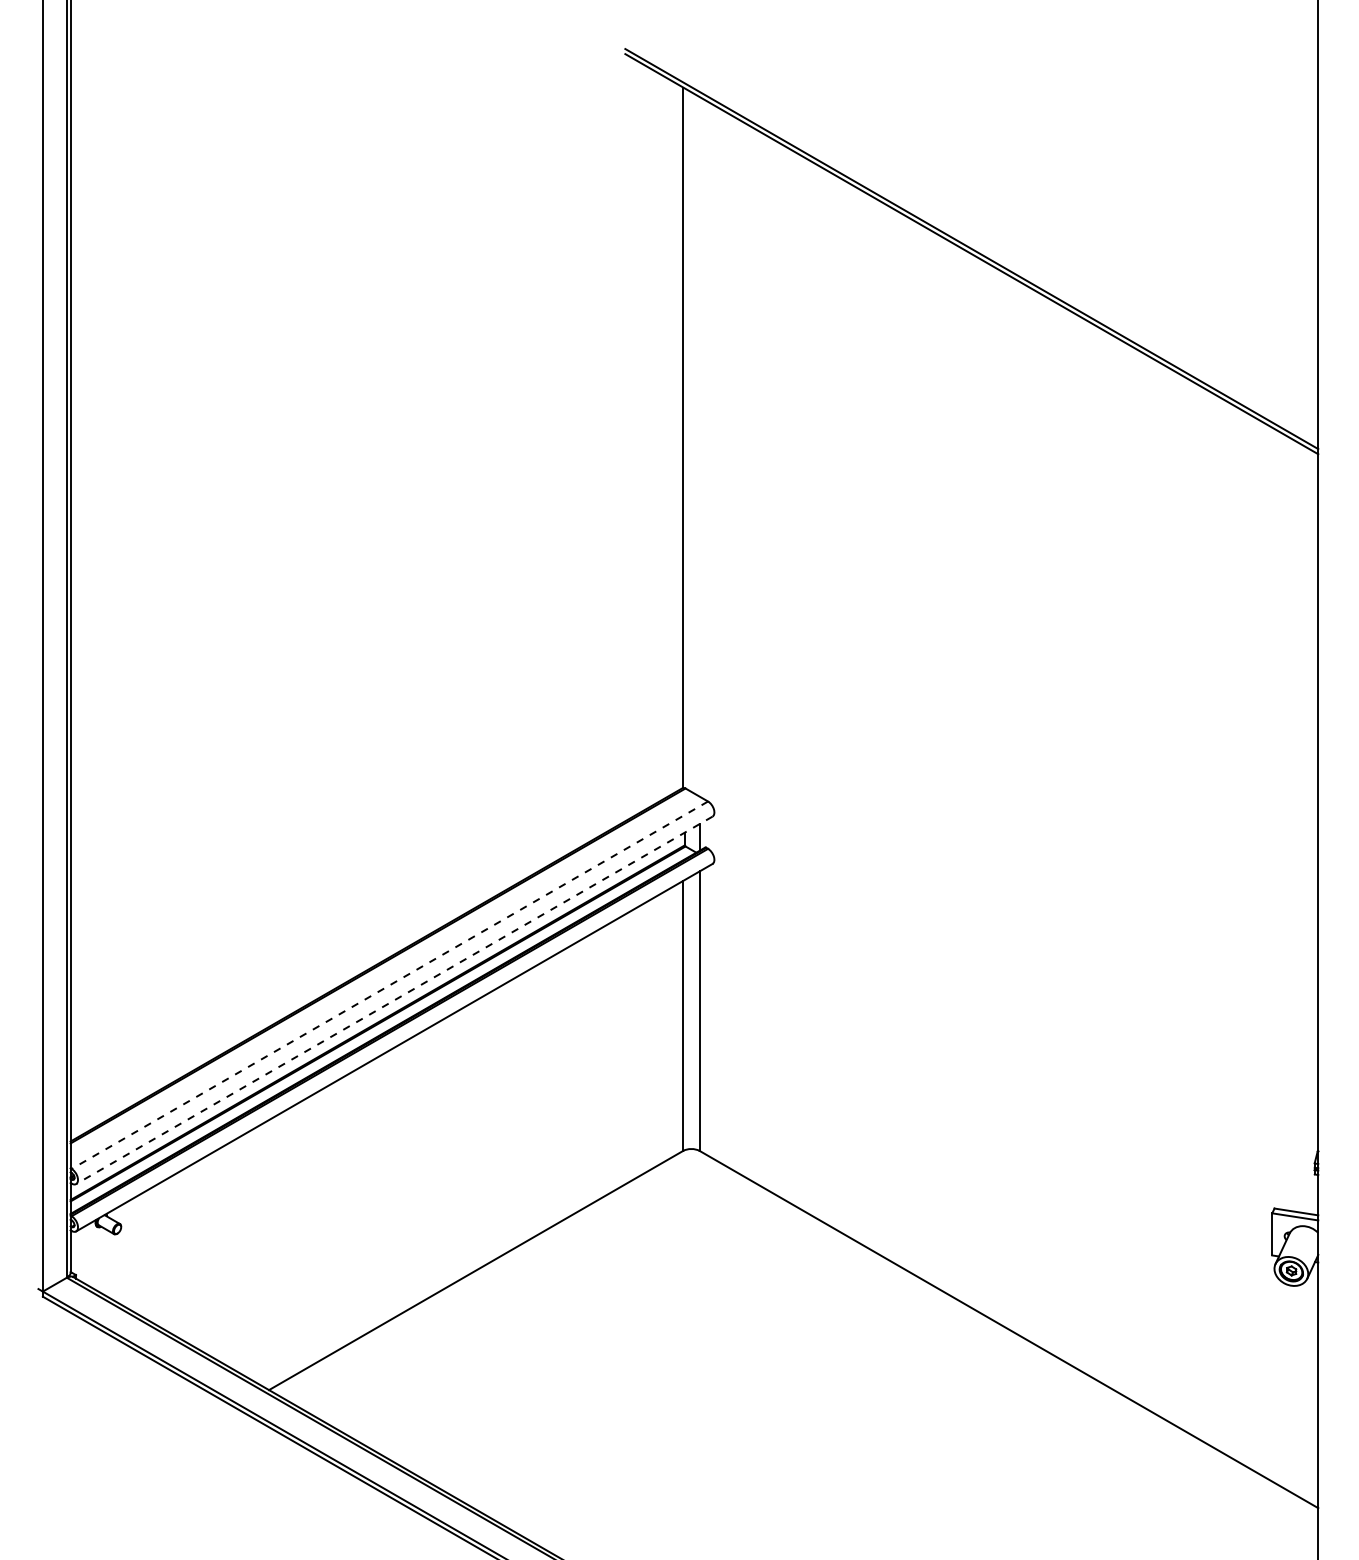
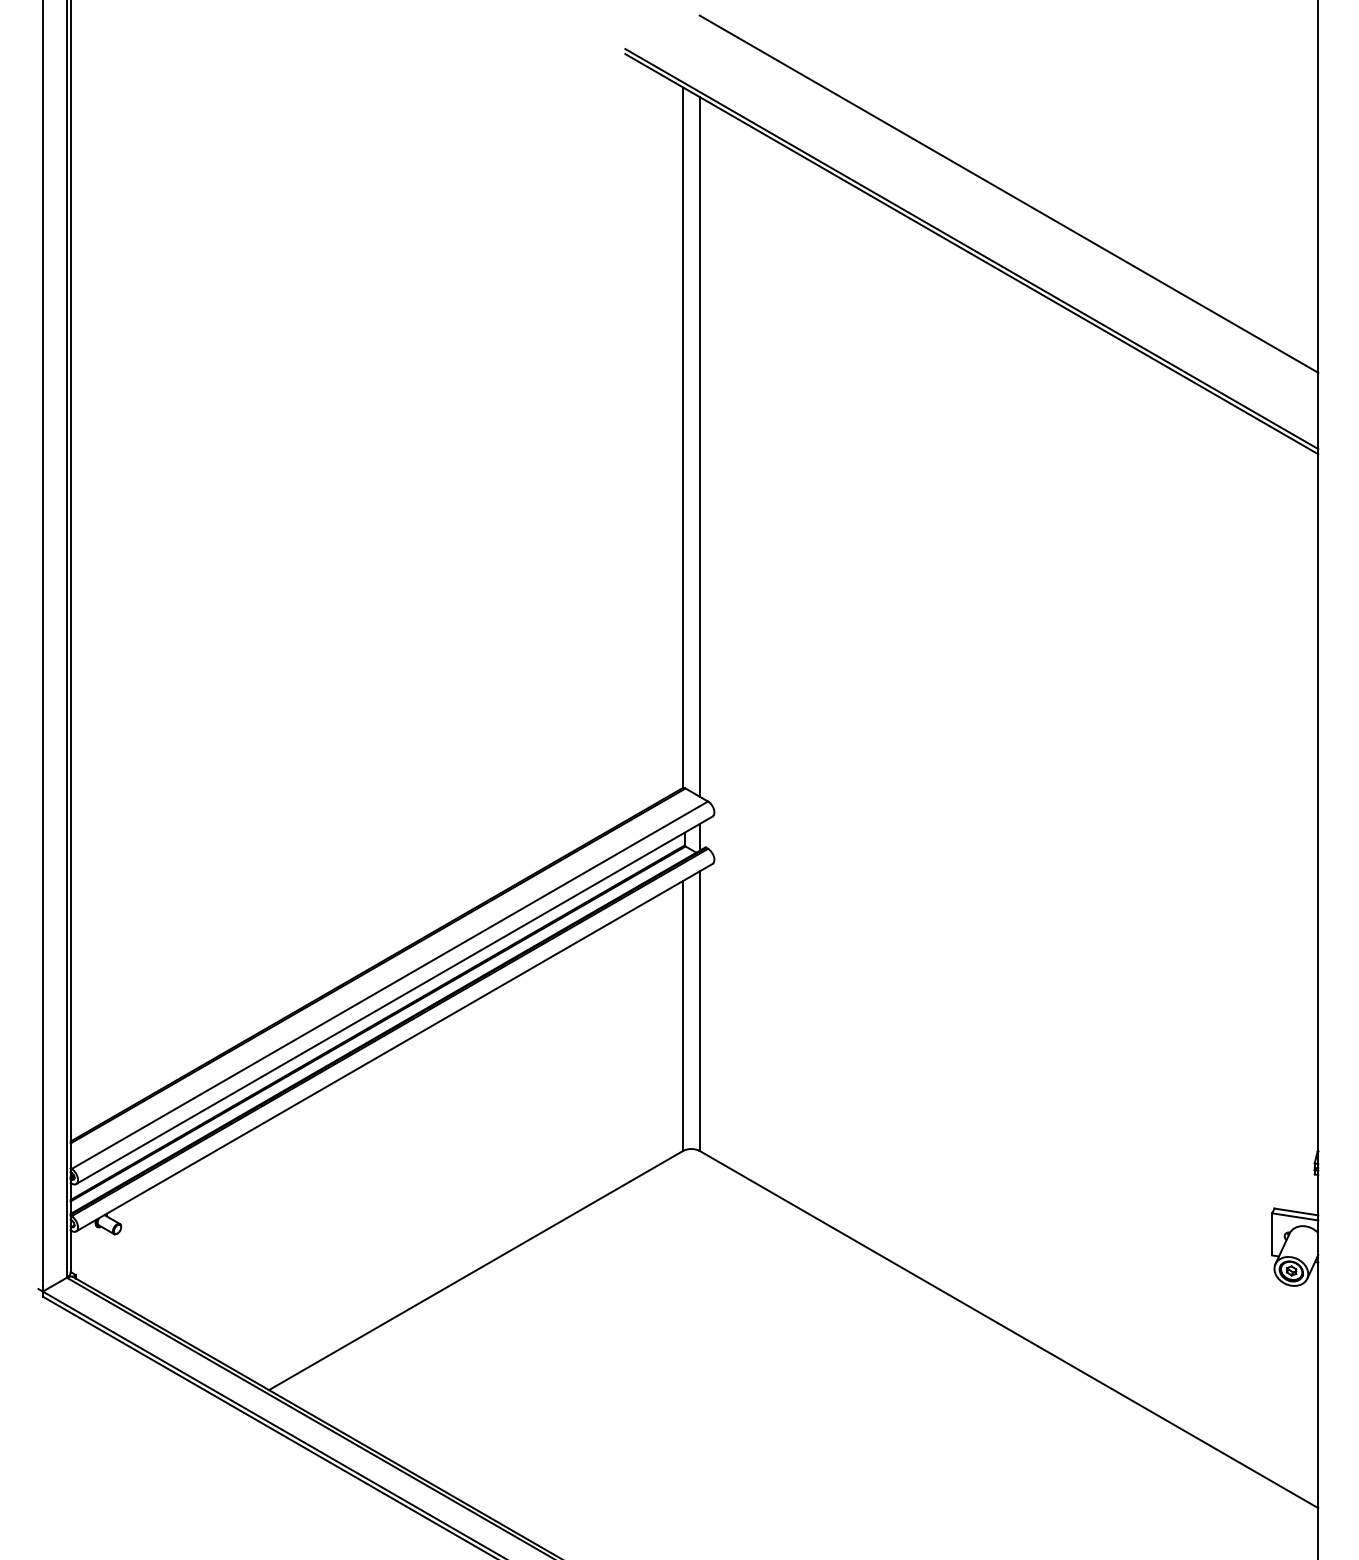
line: none -> present (1008, 193)
line: none -> present (699, 446)
line: dashed -> solid (389, 985)
line: dashed -> solid (393, 1000)
